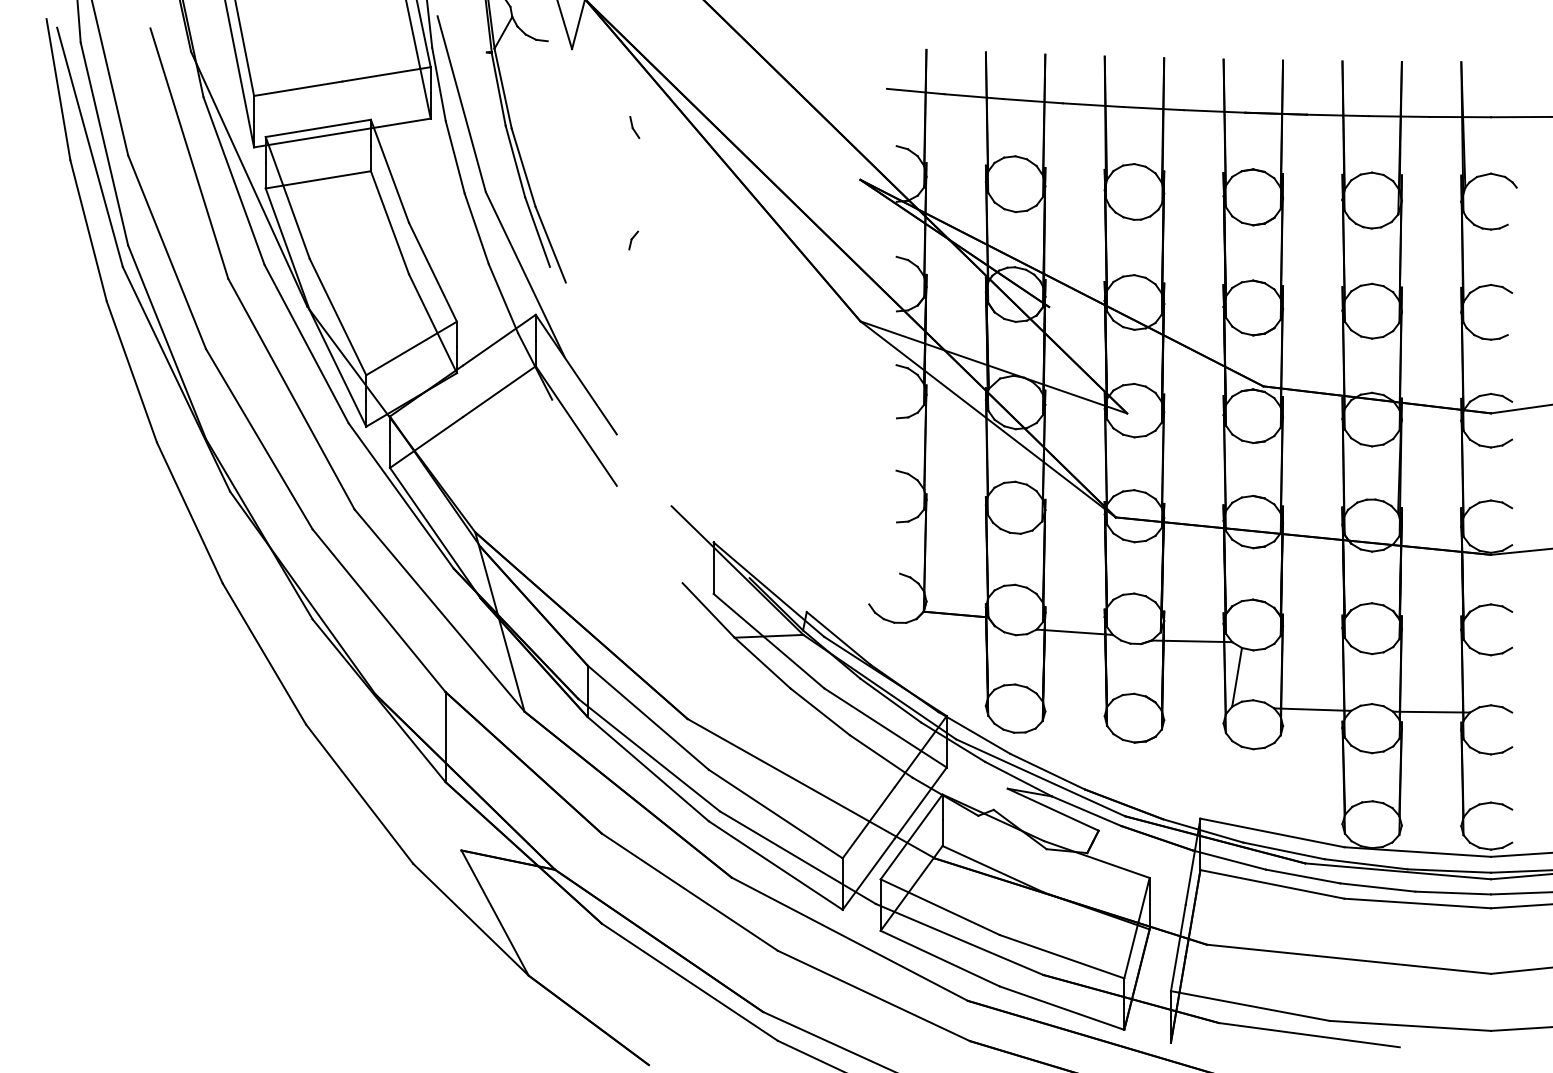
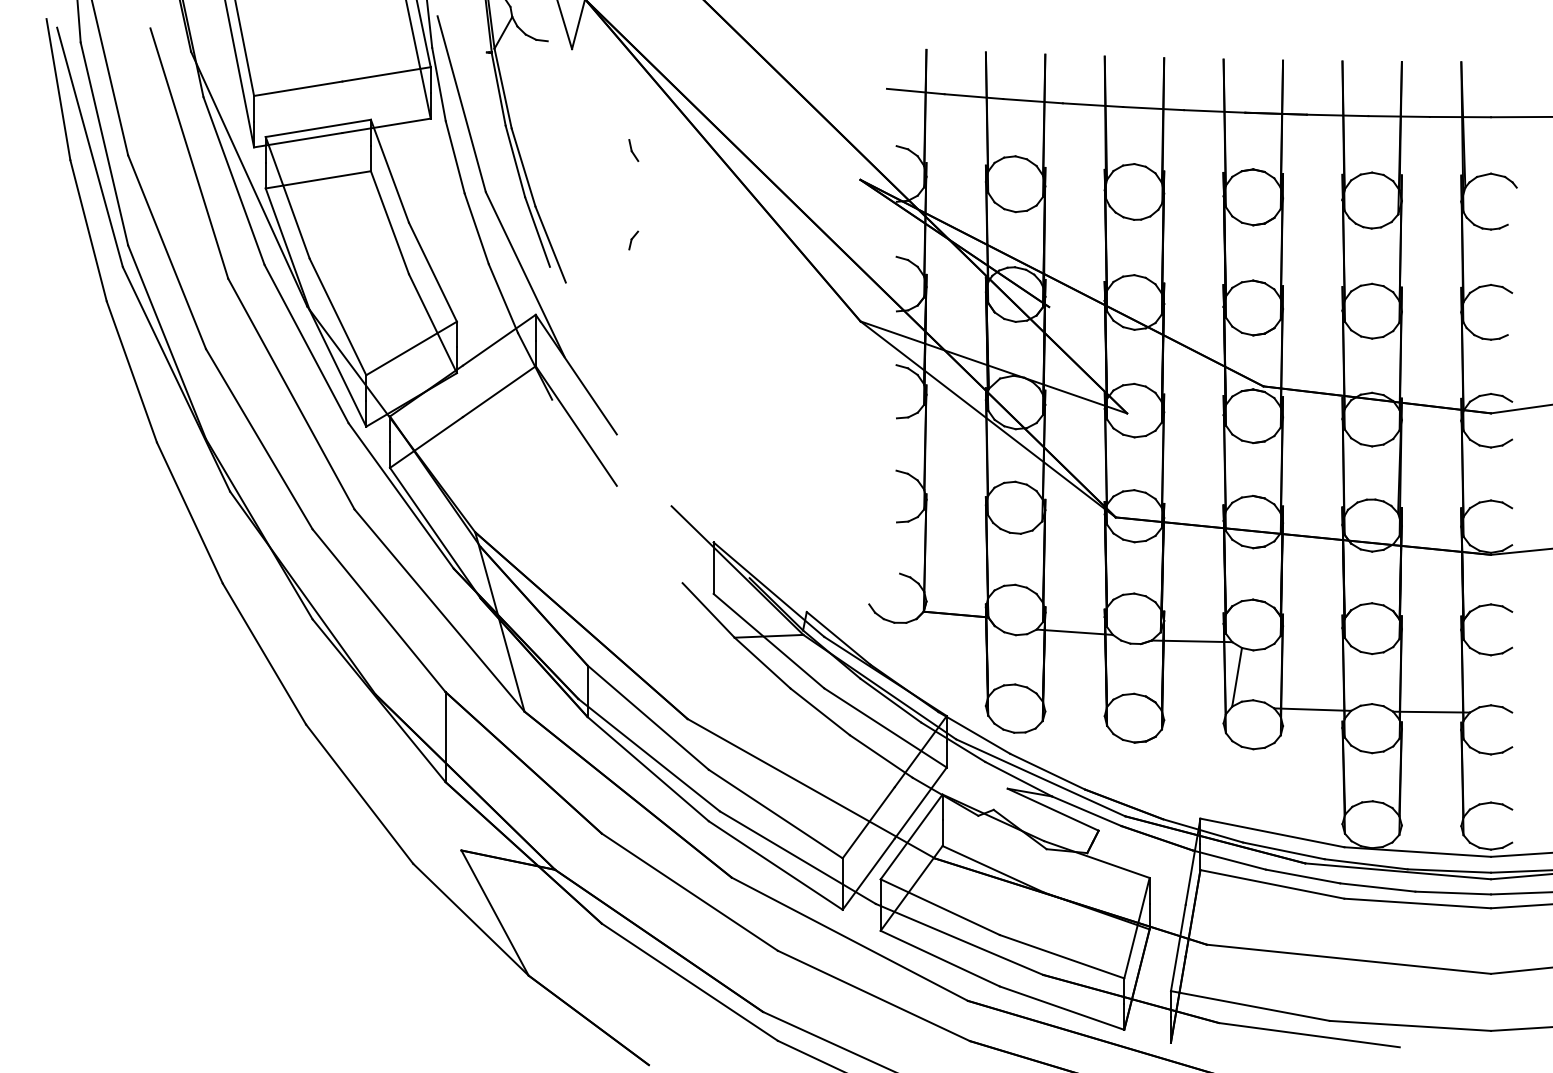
part position: (634, 127) -> (633, 150) (633, 150)
